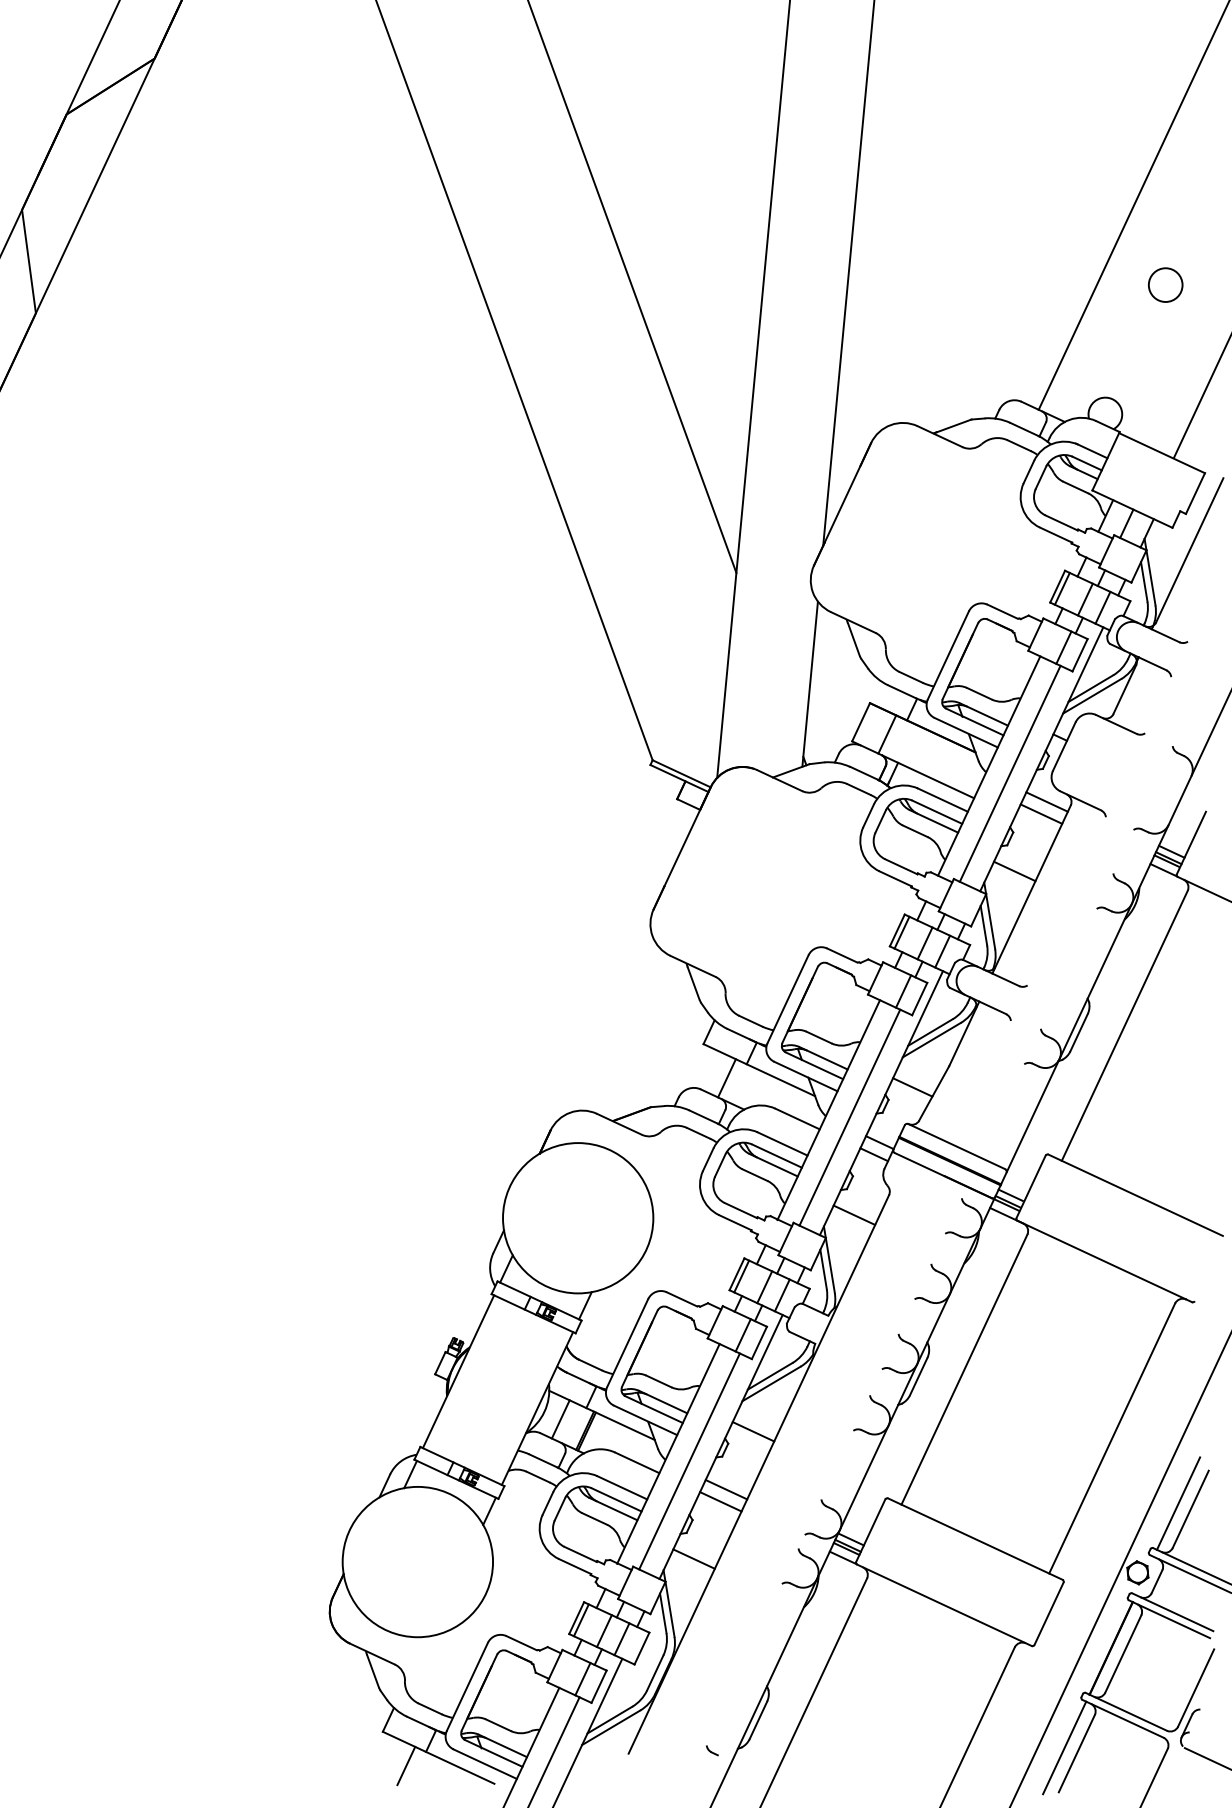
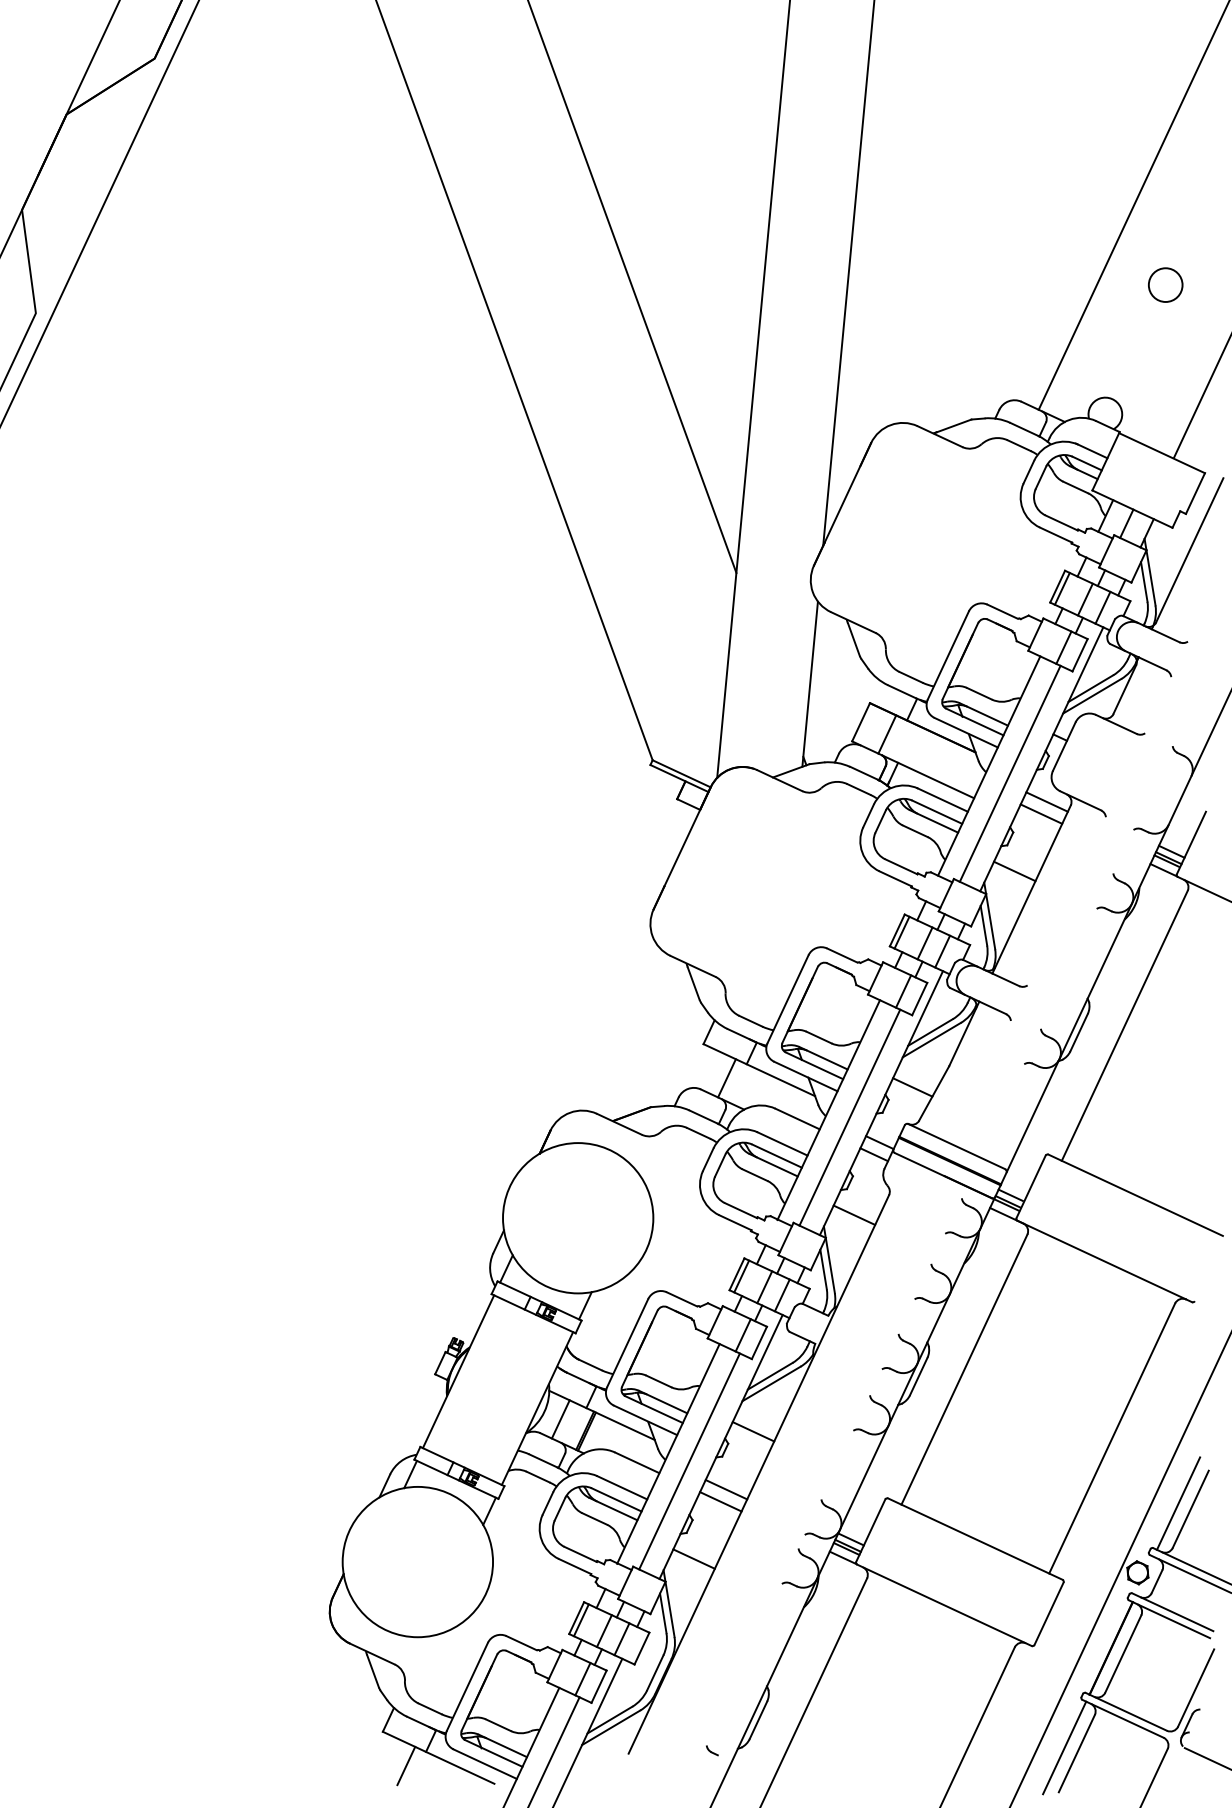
line position: (91, 193) -> (100, 212) (100, 212)
